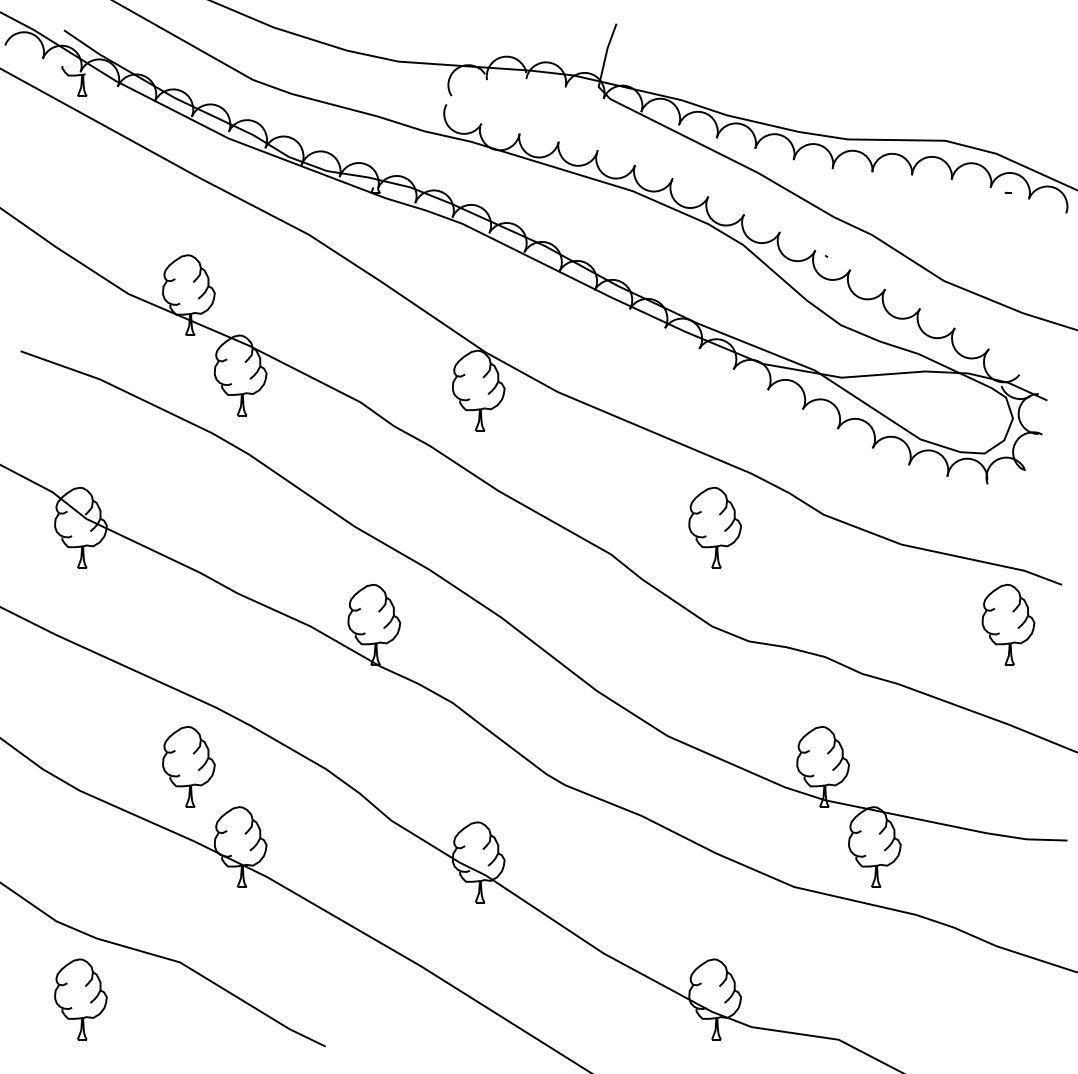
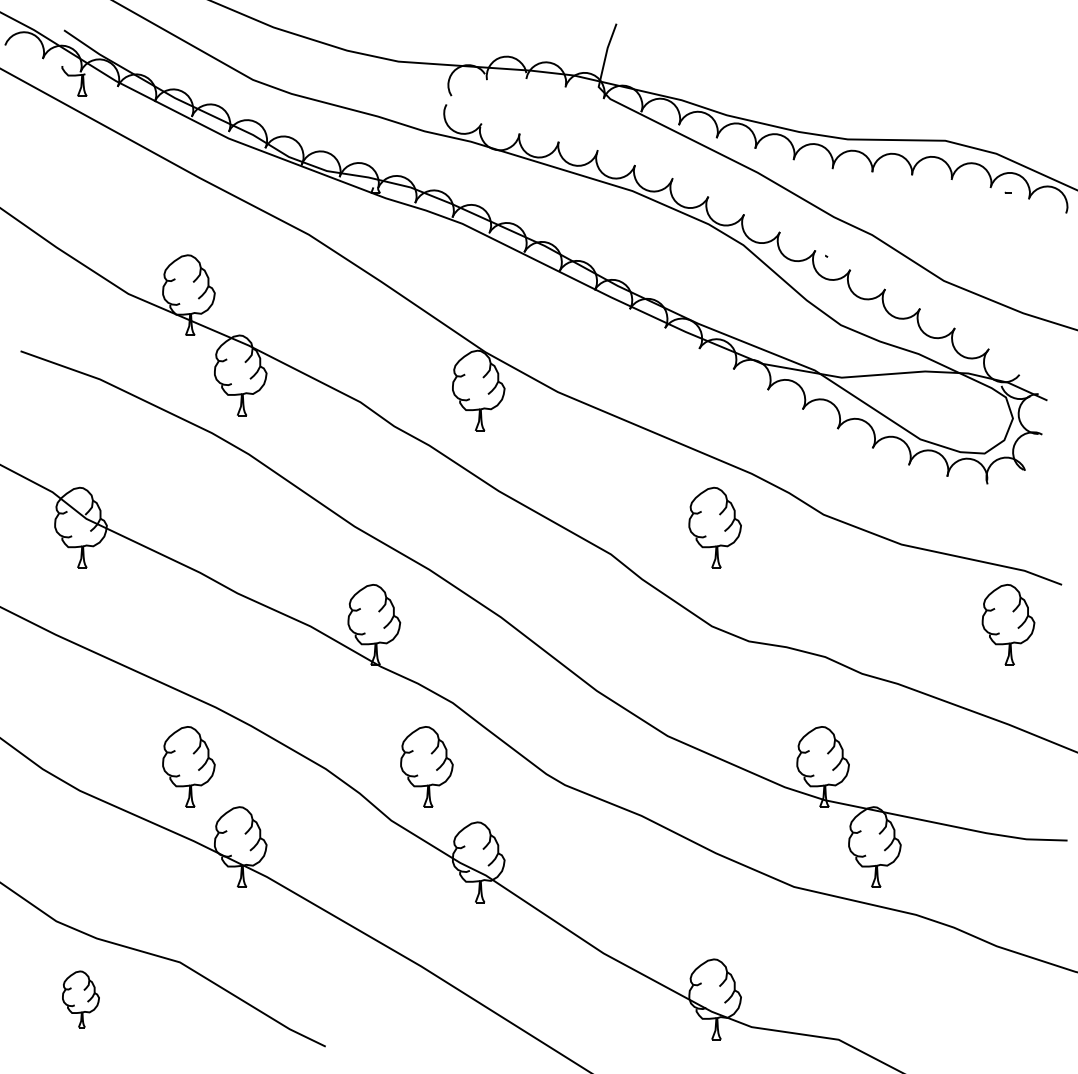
part: none -> present (426, 766)
part size: 54x83 px -> 38x59 px (80, 999)
